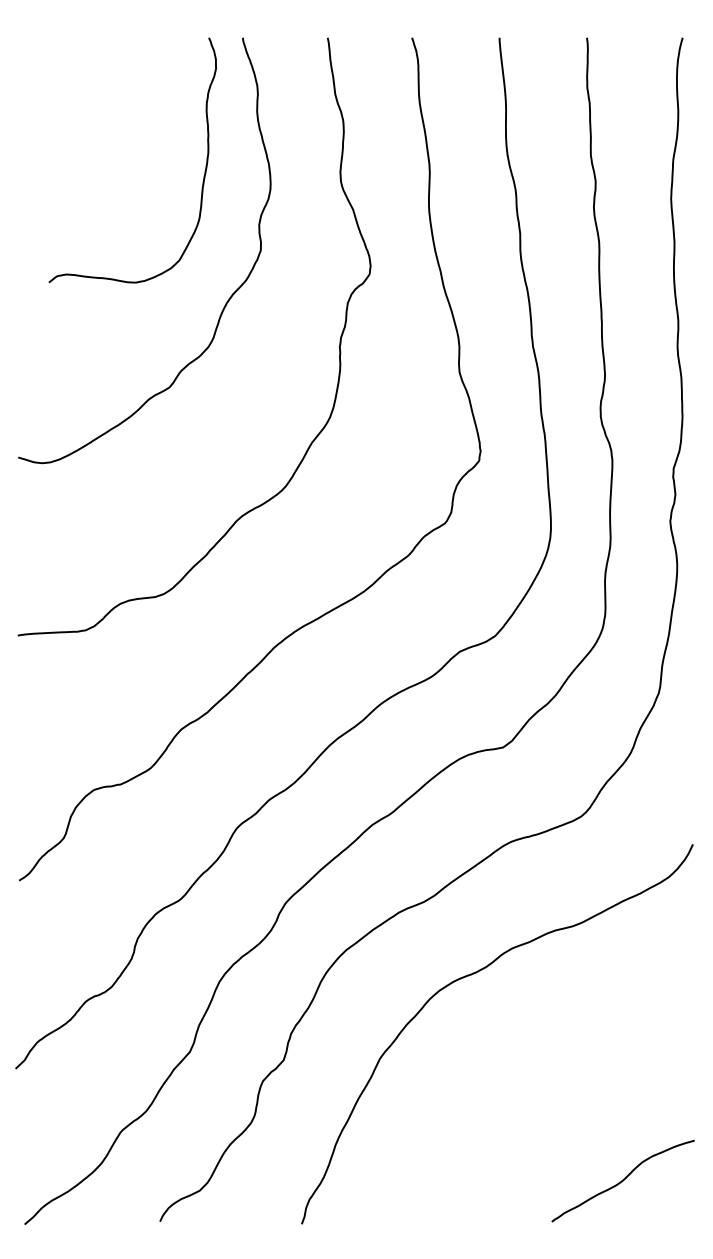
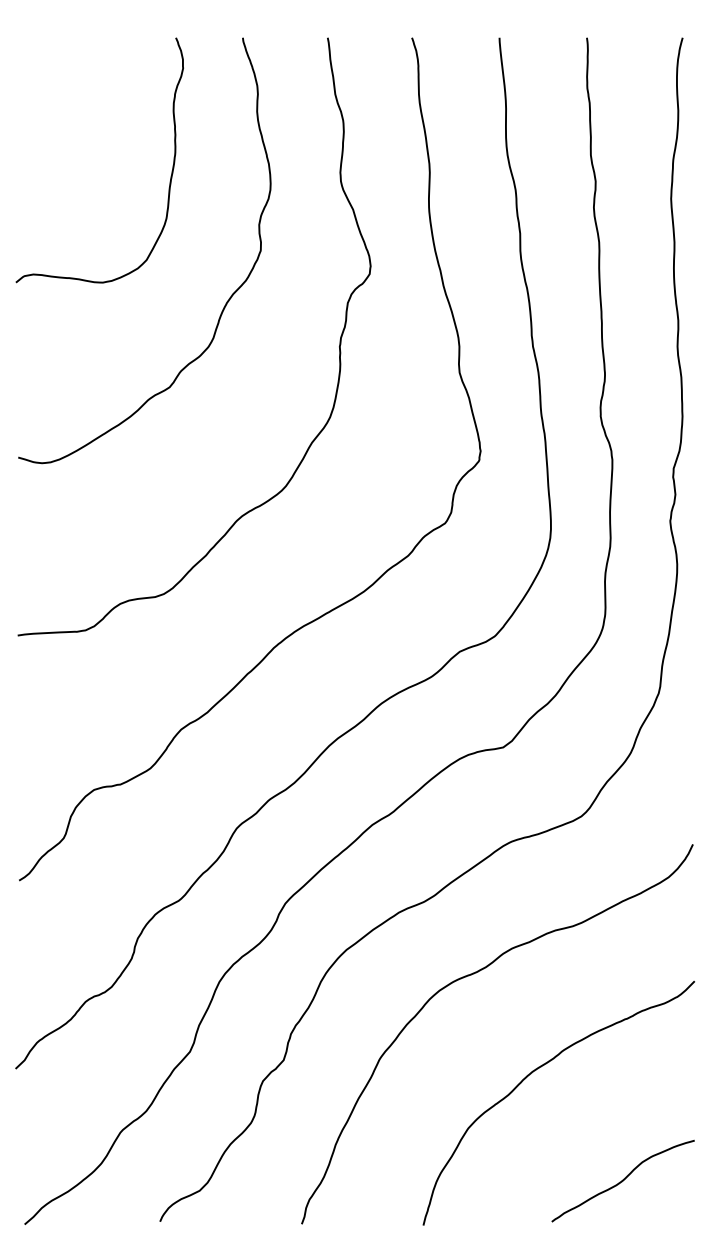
curve position: (203, 176) -> (170, 176) (170, 176)
curve: none -> present (536, 1070)
